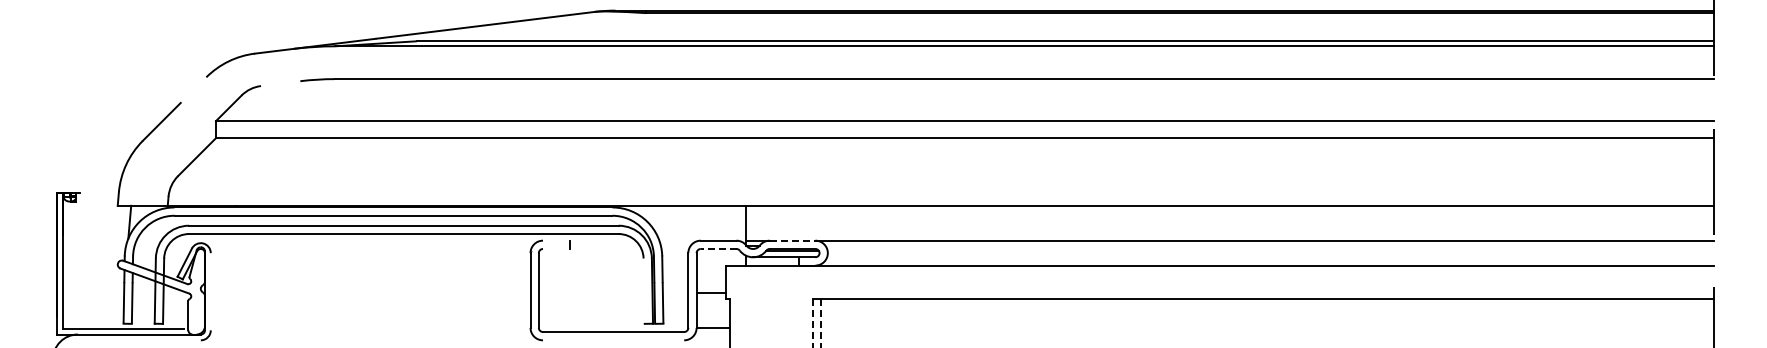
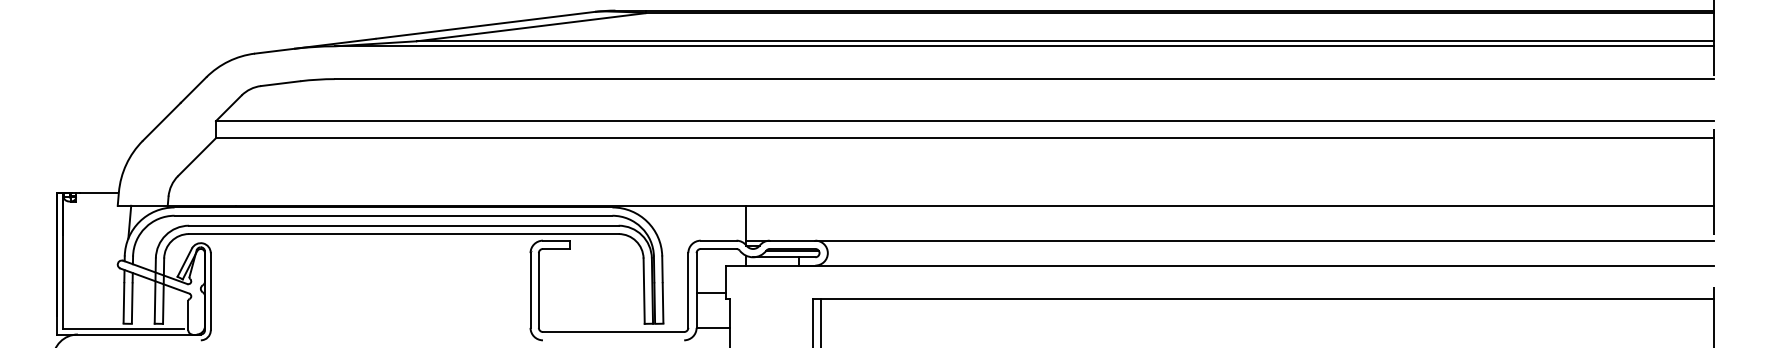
line: none -> present (531, 27)
line: none -> present (280, 83)
line: none -> present (193, 89)
line: none -> present (99, 193)
line: none -> present (555, 240)
line: dashed -> solid (792, 240)
line: none -> present (555, 248)
line: dashed -> solid (718, 248)
line: none -> present (643, 290)
line: none -> present (210, 291)
line: dashed -> solid (812, 323)
line: dashed -> solid (821, 323)
